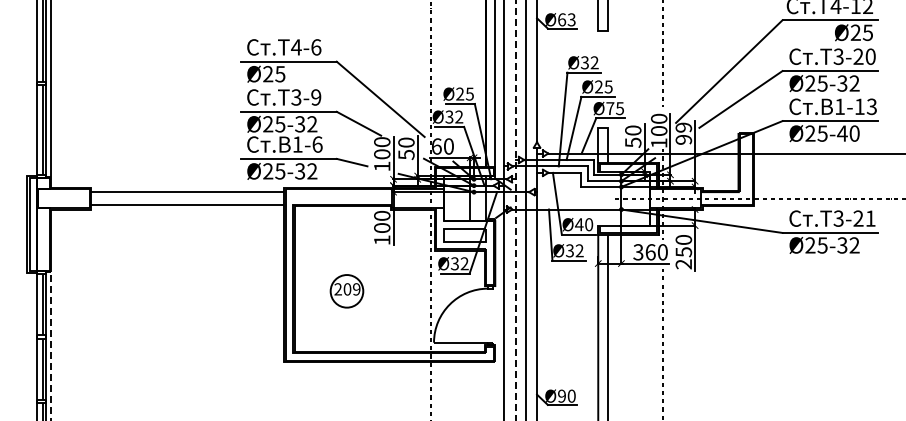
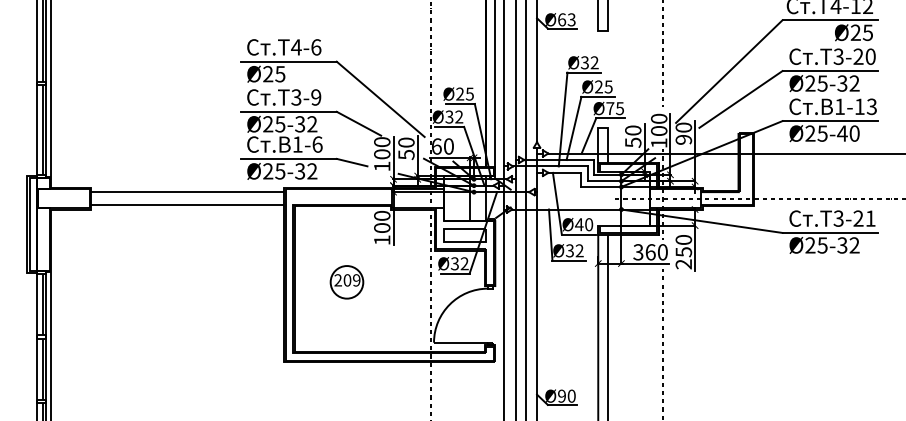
text: 99 -> 90 (683, 127)
line: dashed -> solid (515, 210)
part position: (346, 291) -> (346, 282) (346, 282)
line: dashed -> solid (50, 345)
